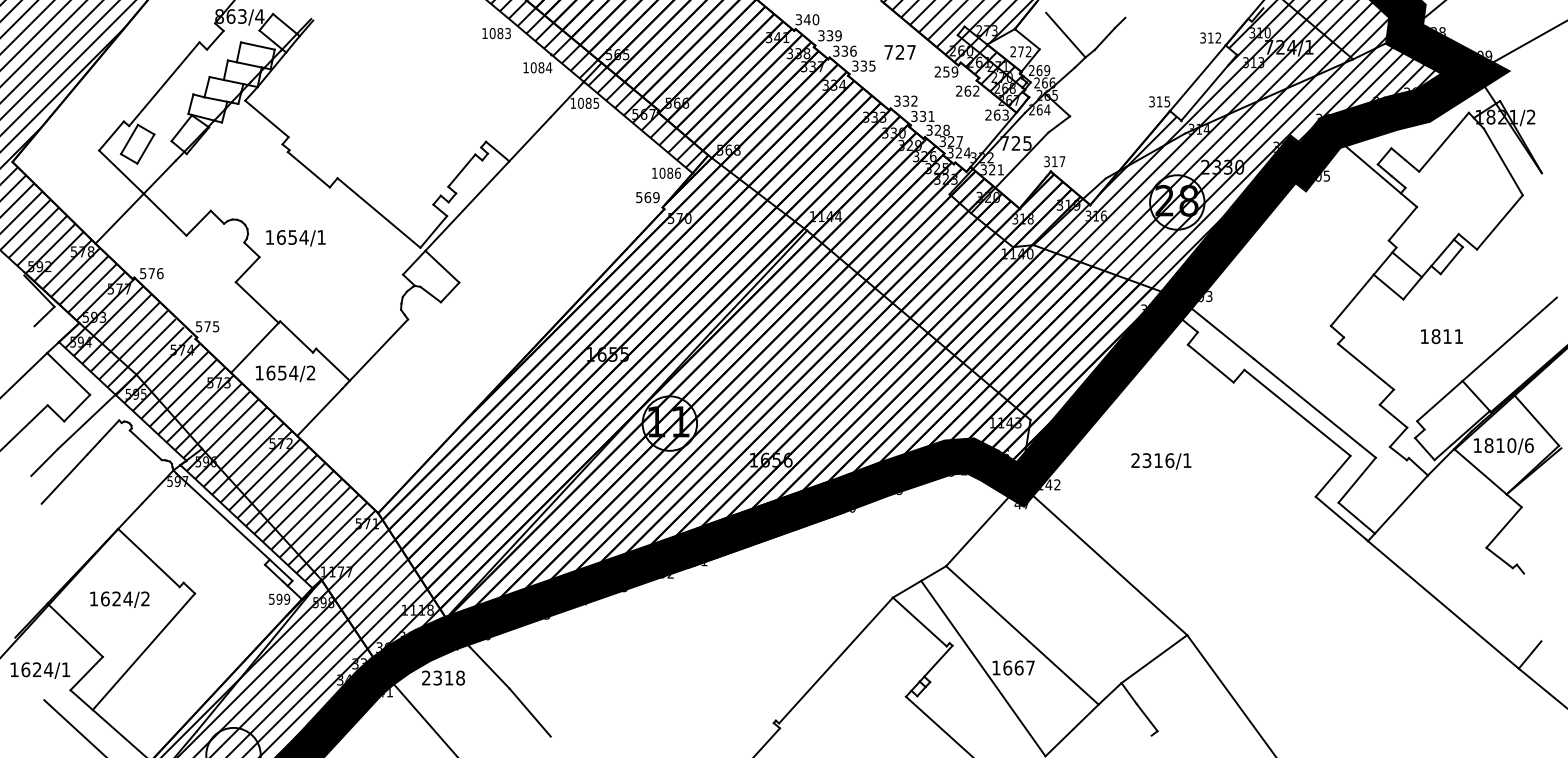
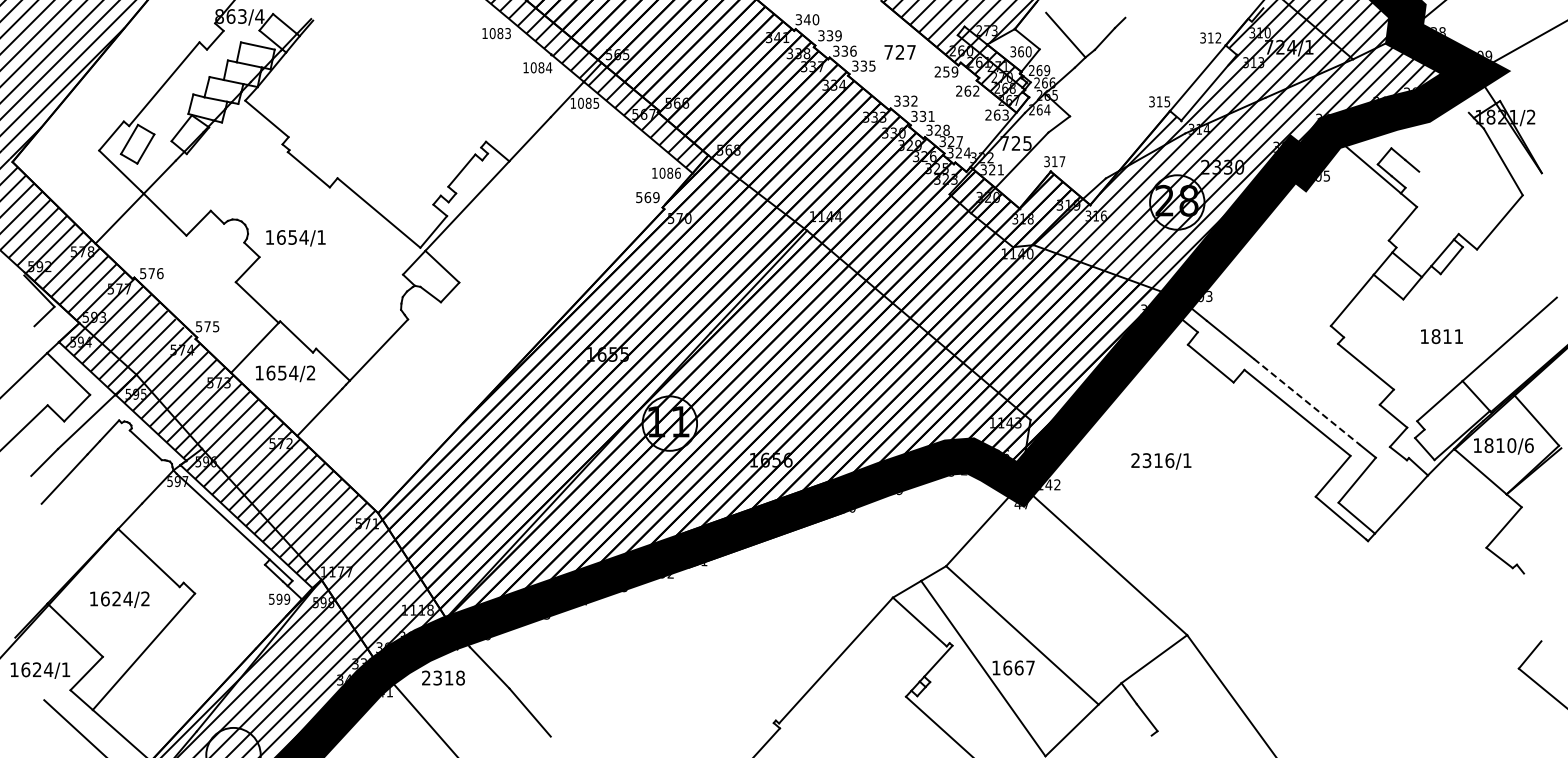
text: 272 -> 360 (1020, 51)
line: present -> none (1443, 141)
line: solid -> dashed (1307, 402)
line: present -> none (1443, 604)
